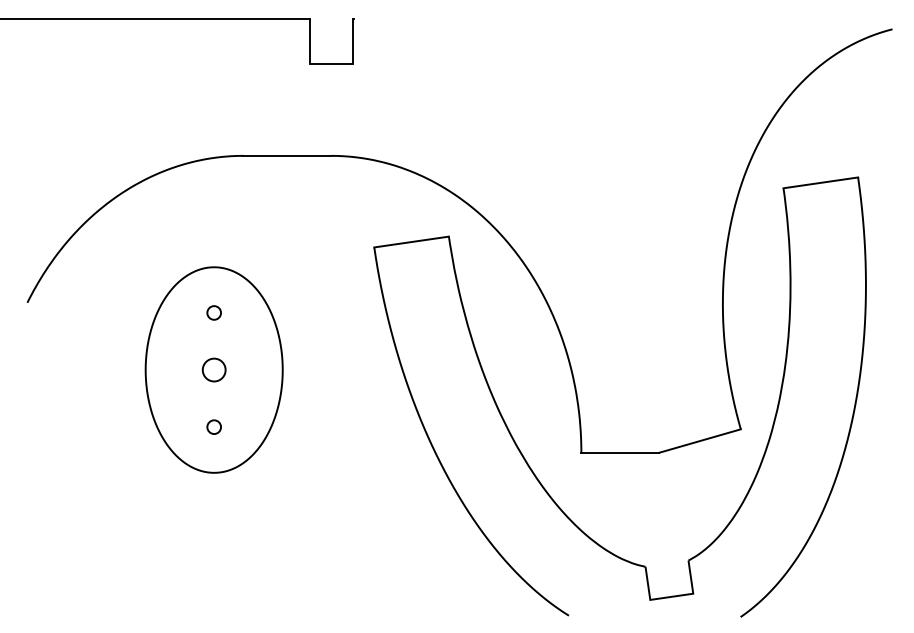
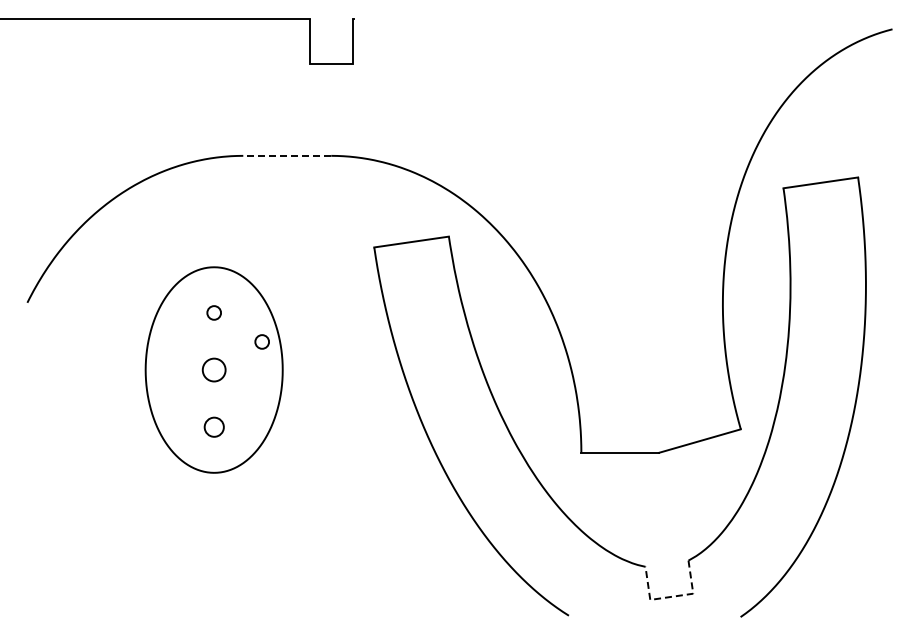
line: solid -> dashed (287, 155)
circle: none -> present (261, 341)
circle size: 16x16 px -> 22x22 px (213, 426)
line: solid -> dashed (671, 596)
